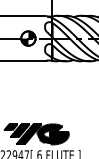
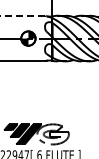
line: solid -> dashed (22, 15)
fill: present -> none (52, 134)
